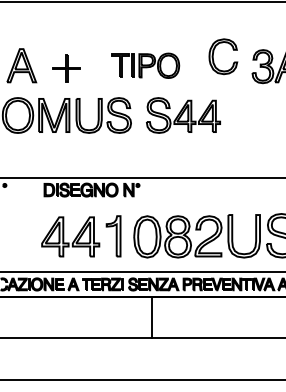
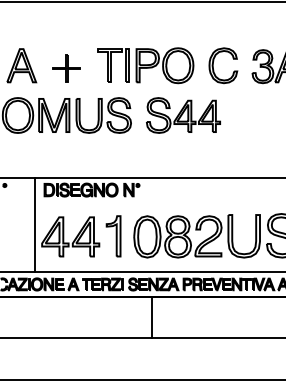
part position: (214, 52) -> (214, 61) (214, 61)
part size: 70x27 px -> 98x38 px (145, 65)
line: none -> present (34, 224)
